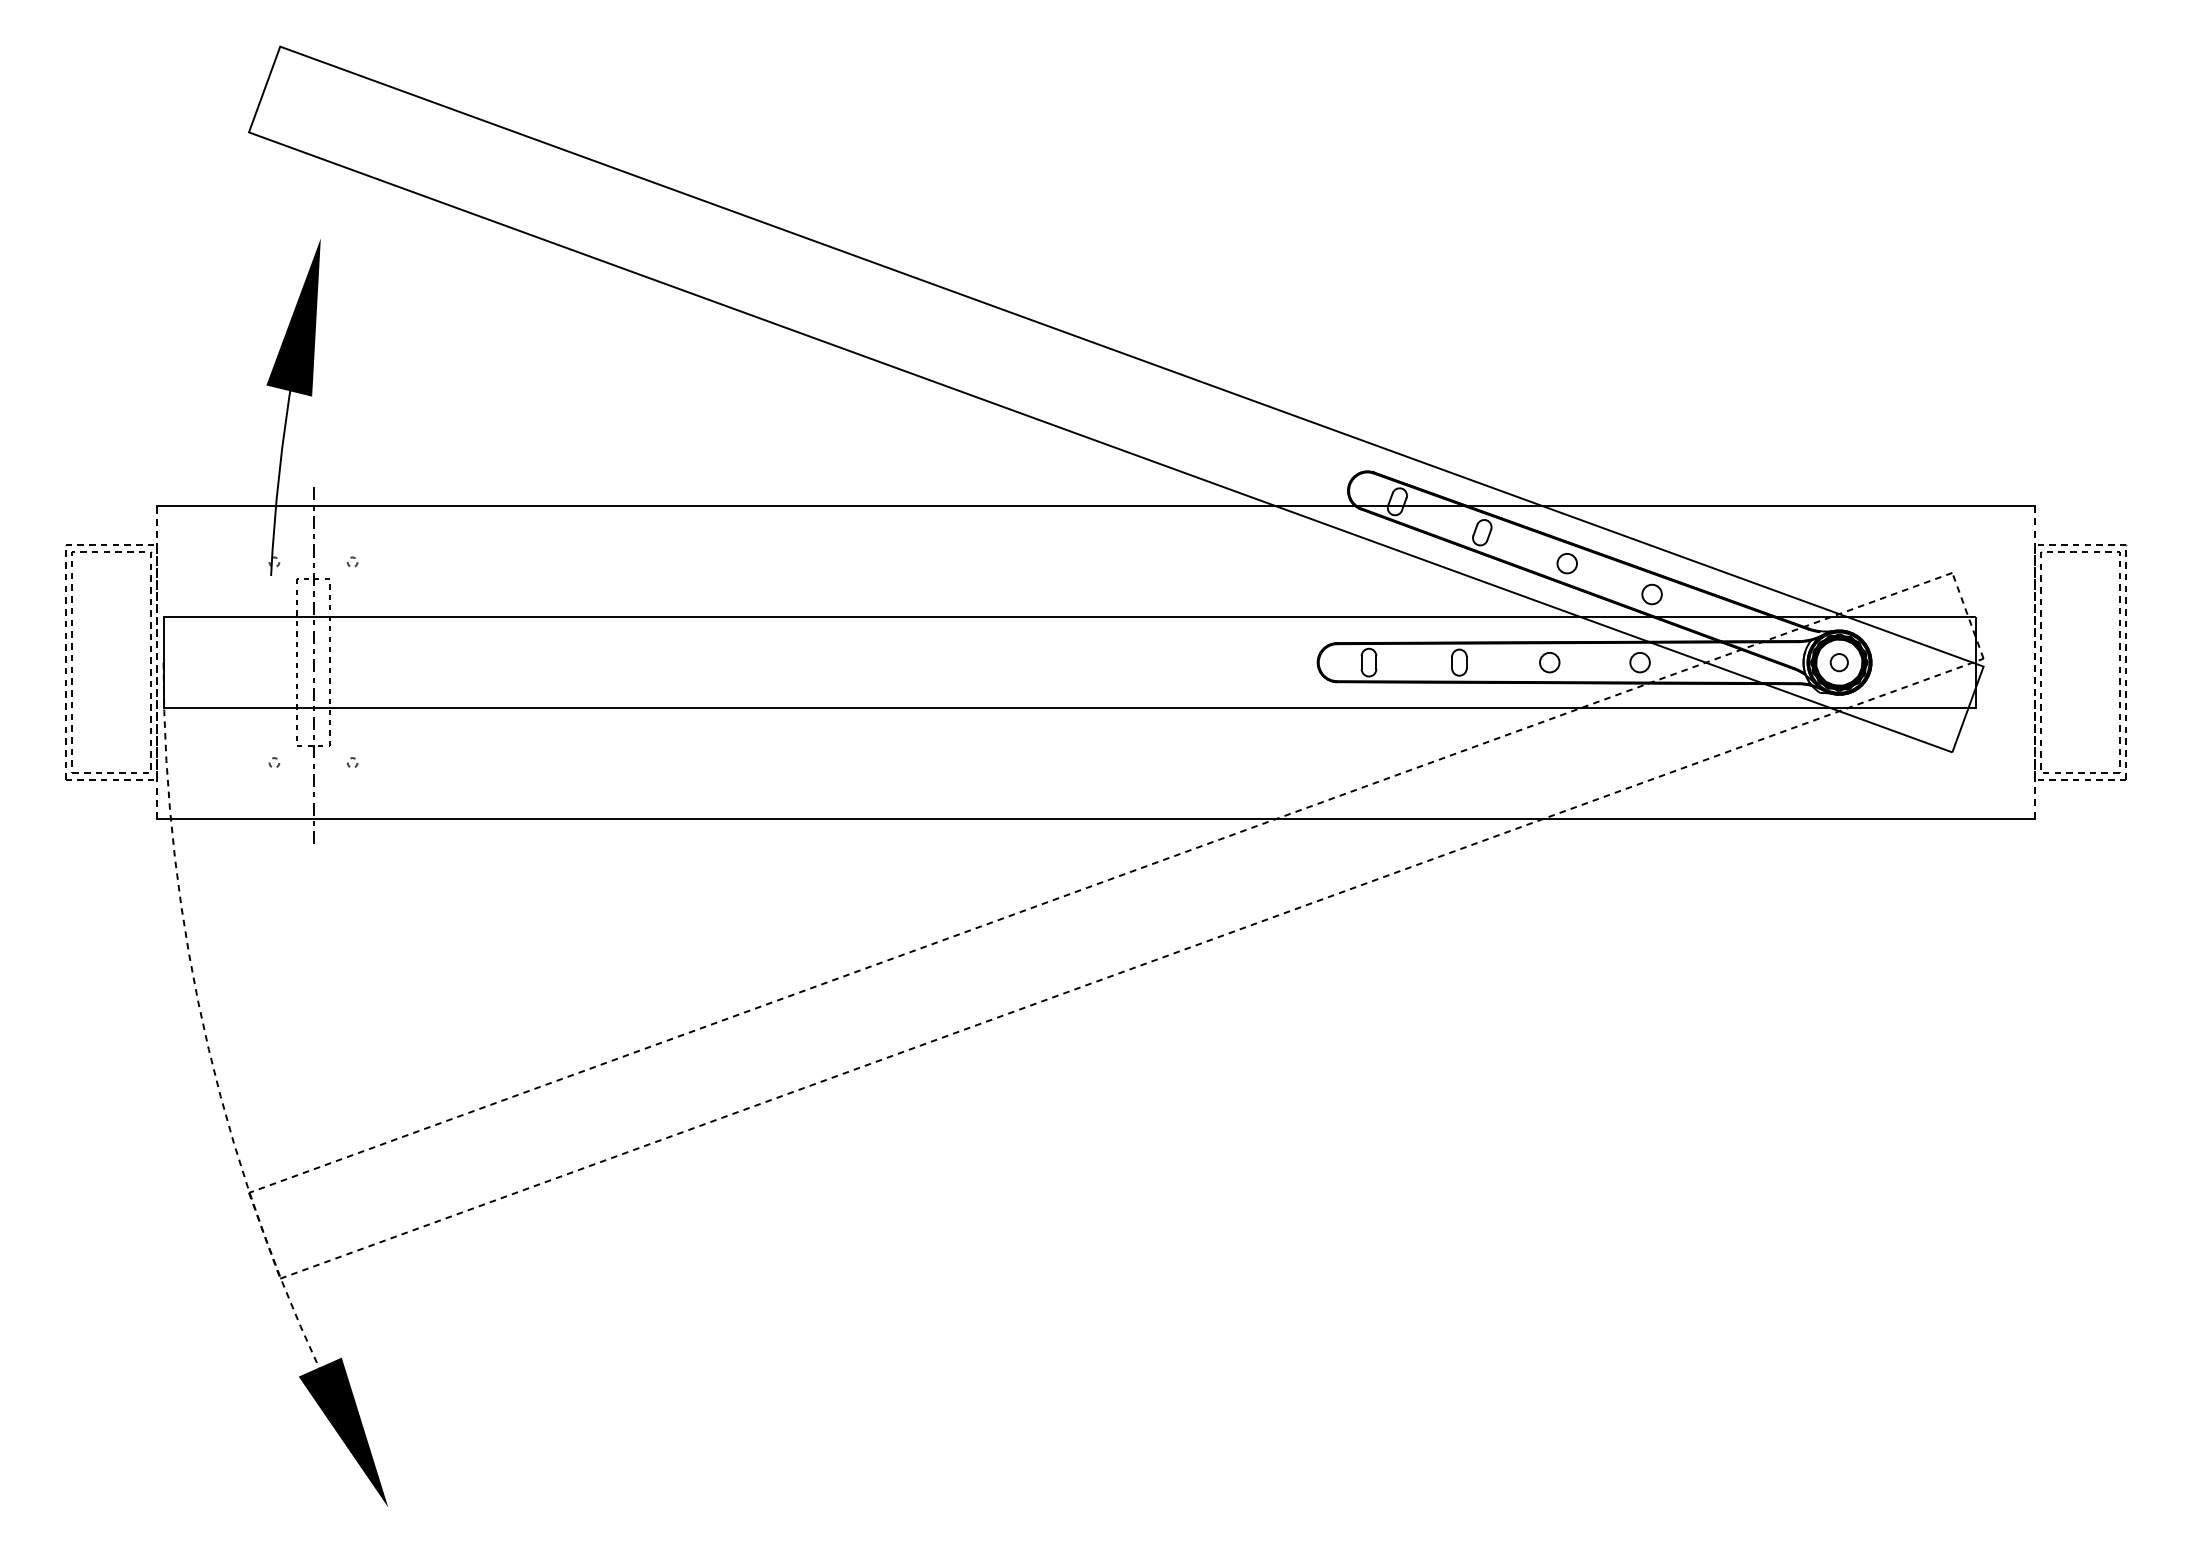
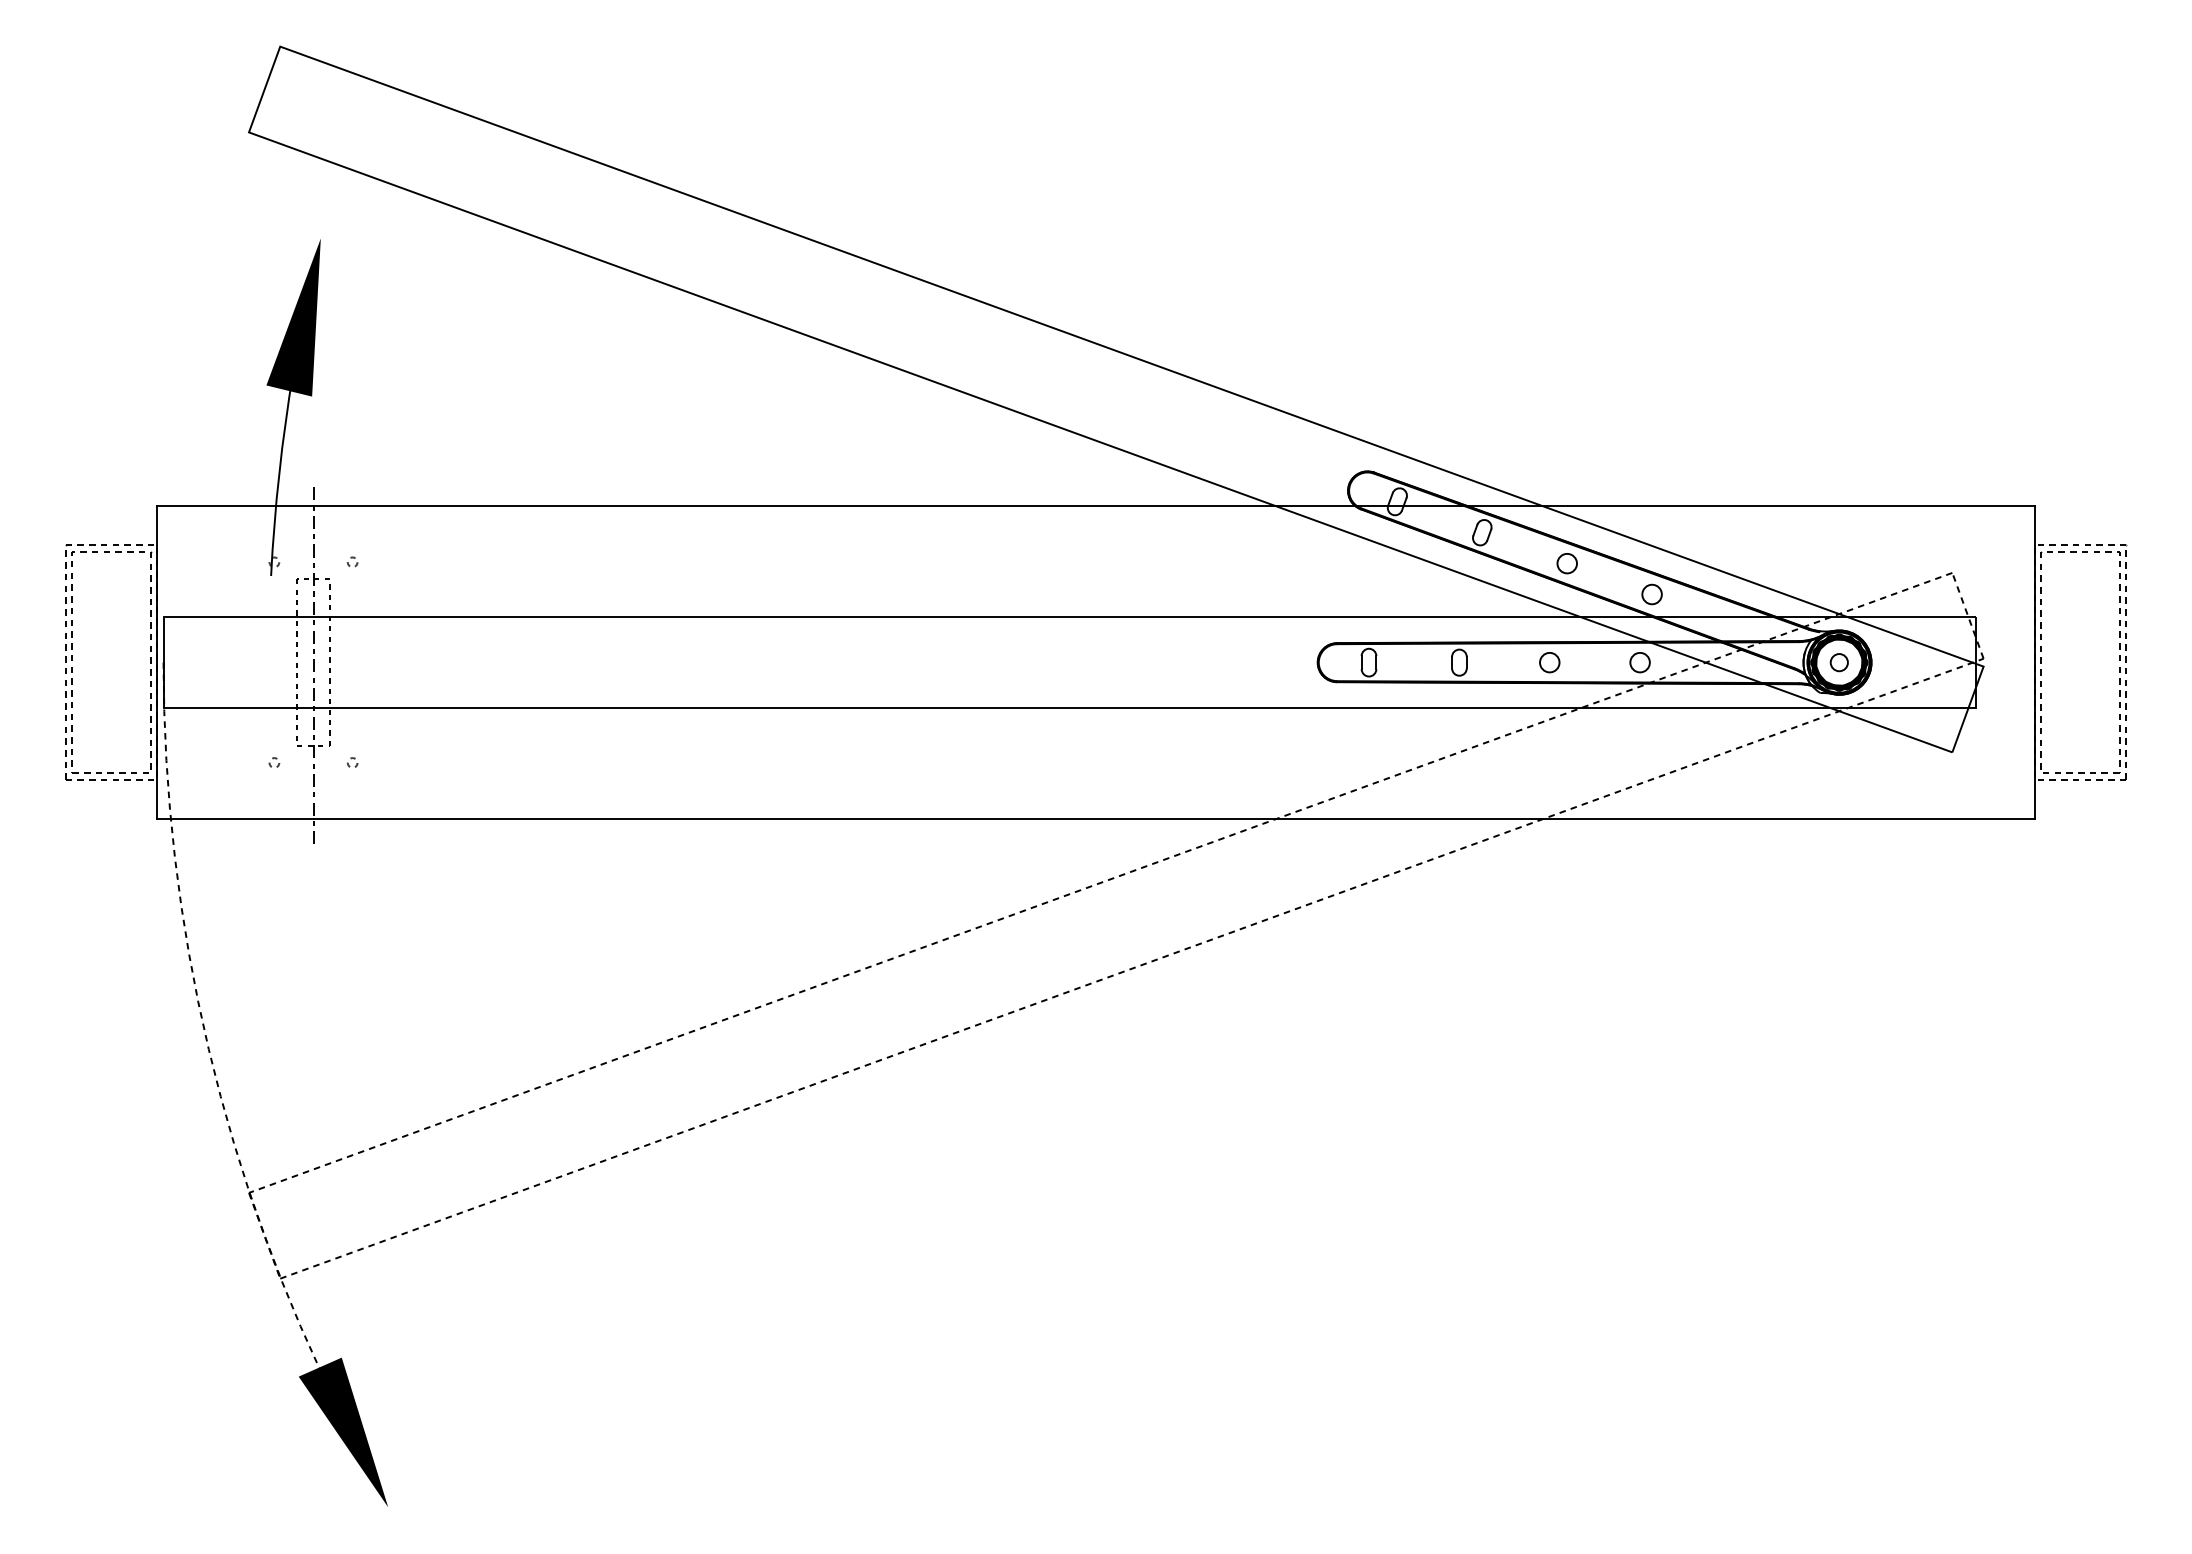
line: dashed -> solid (157, 662)
line: dashed -> solid (2034, 663)
